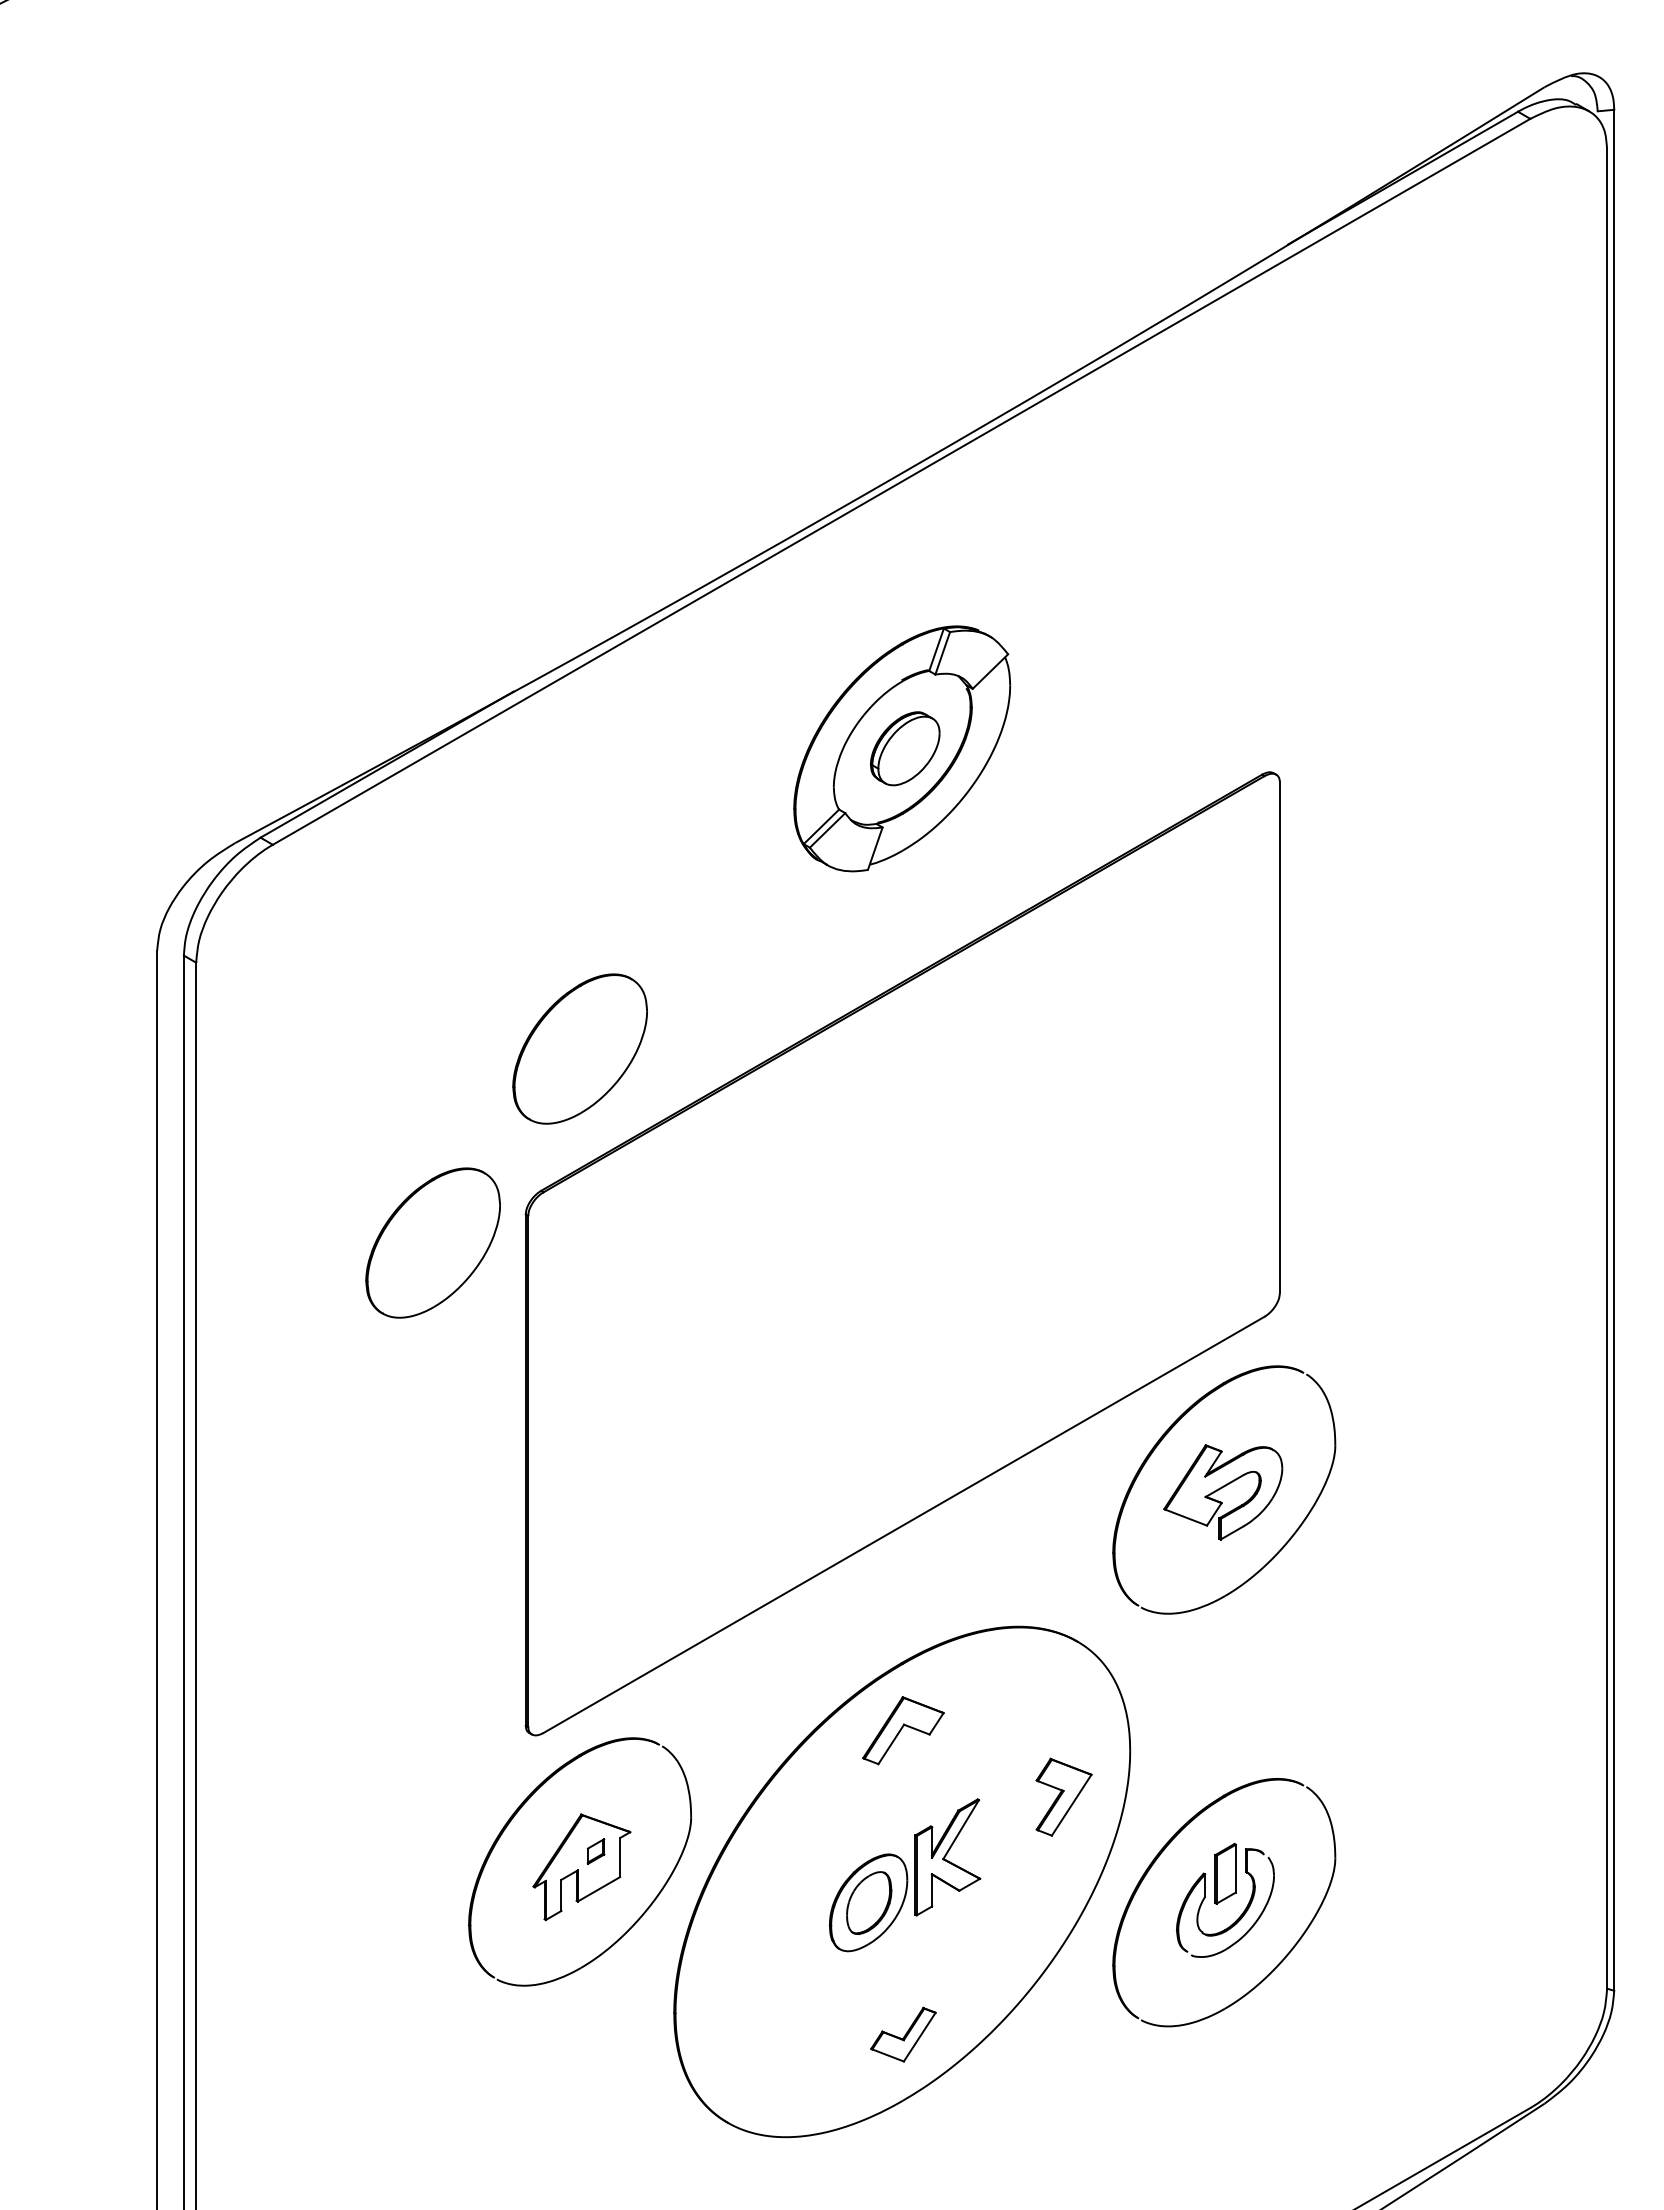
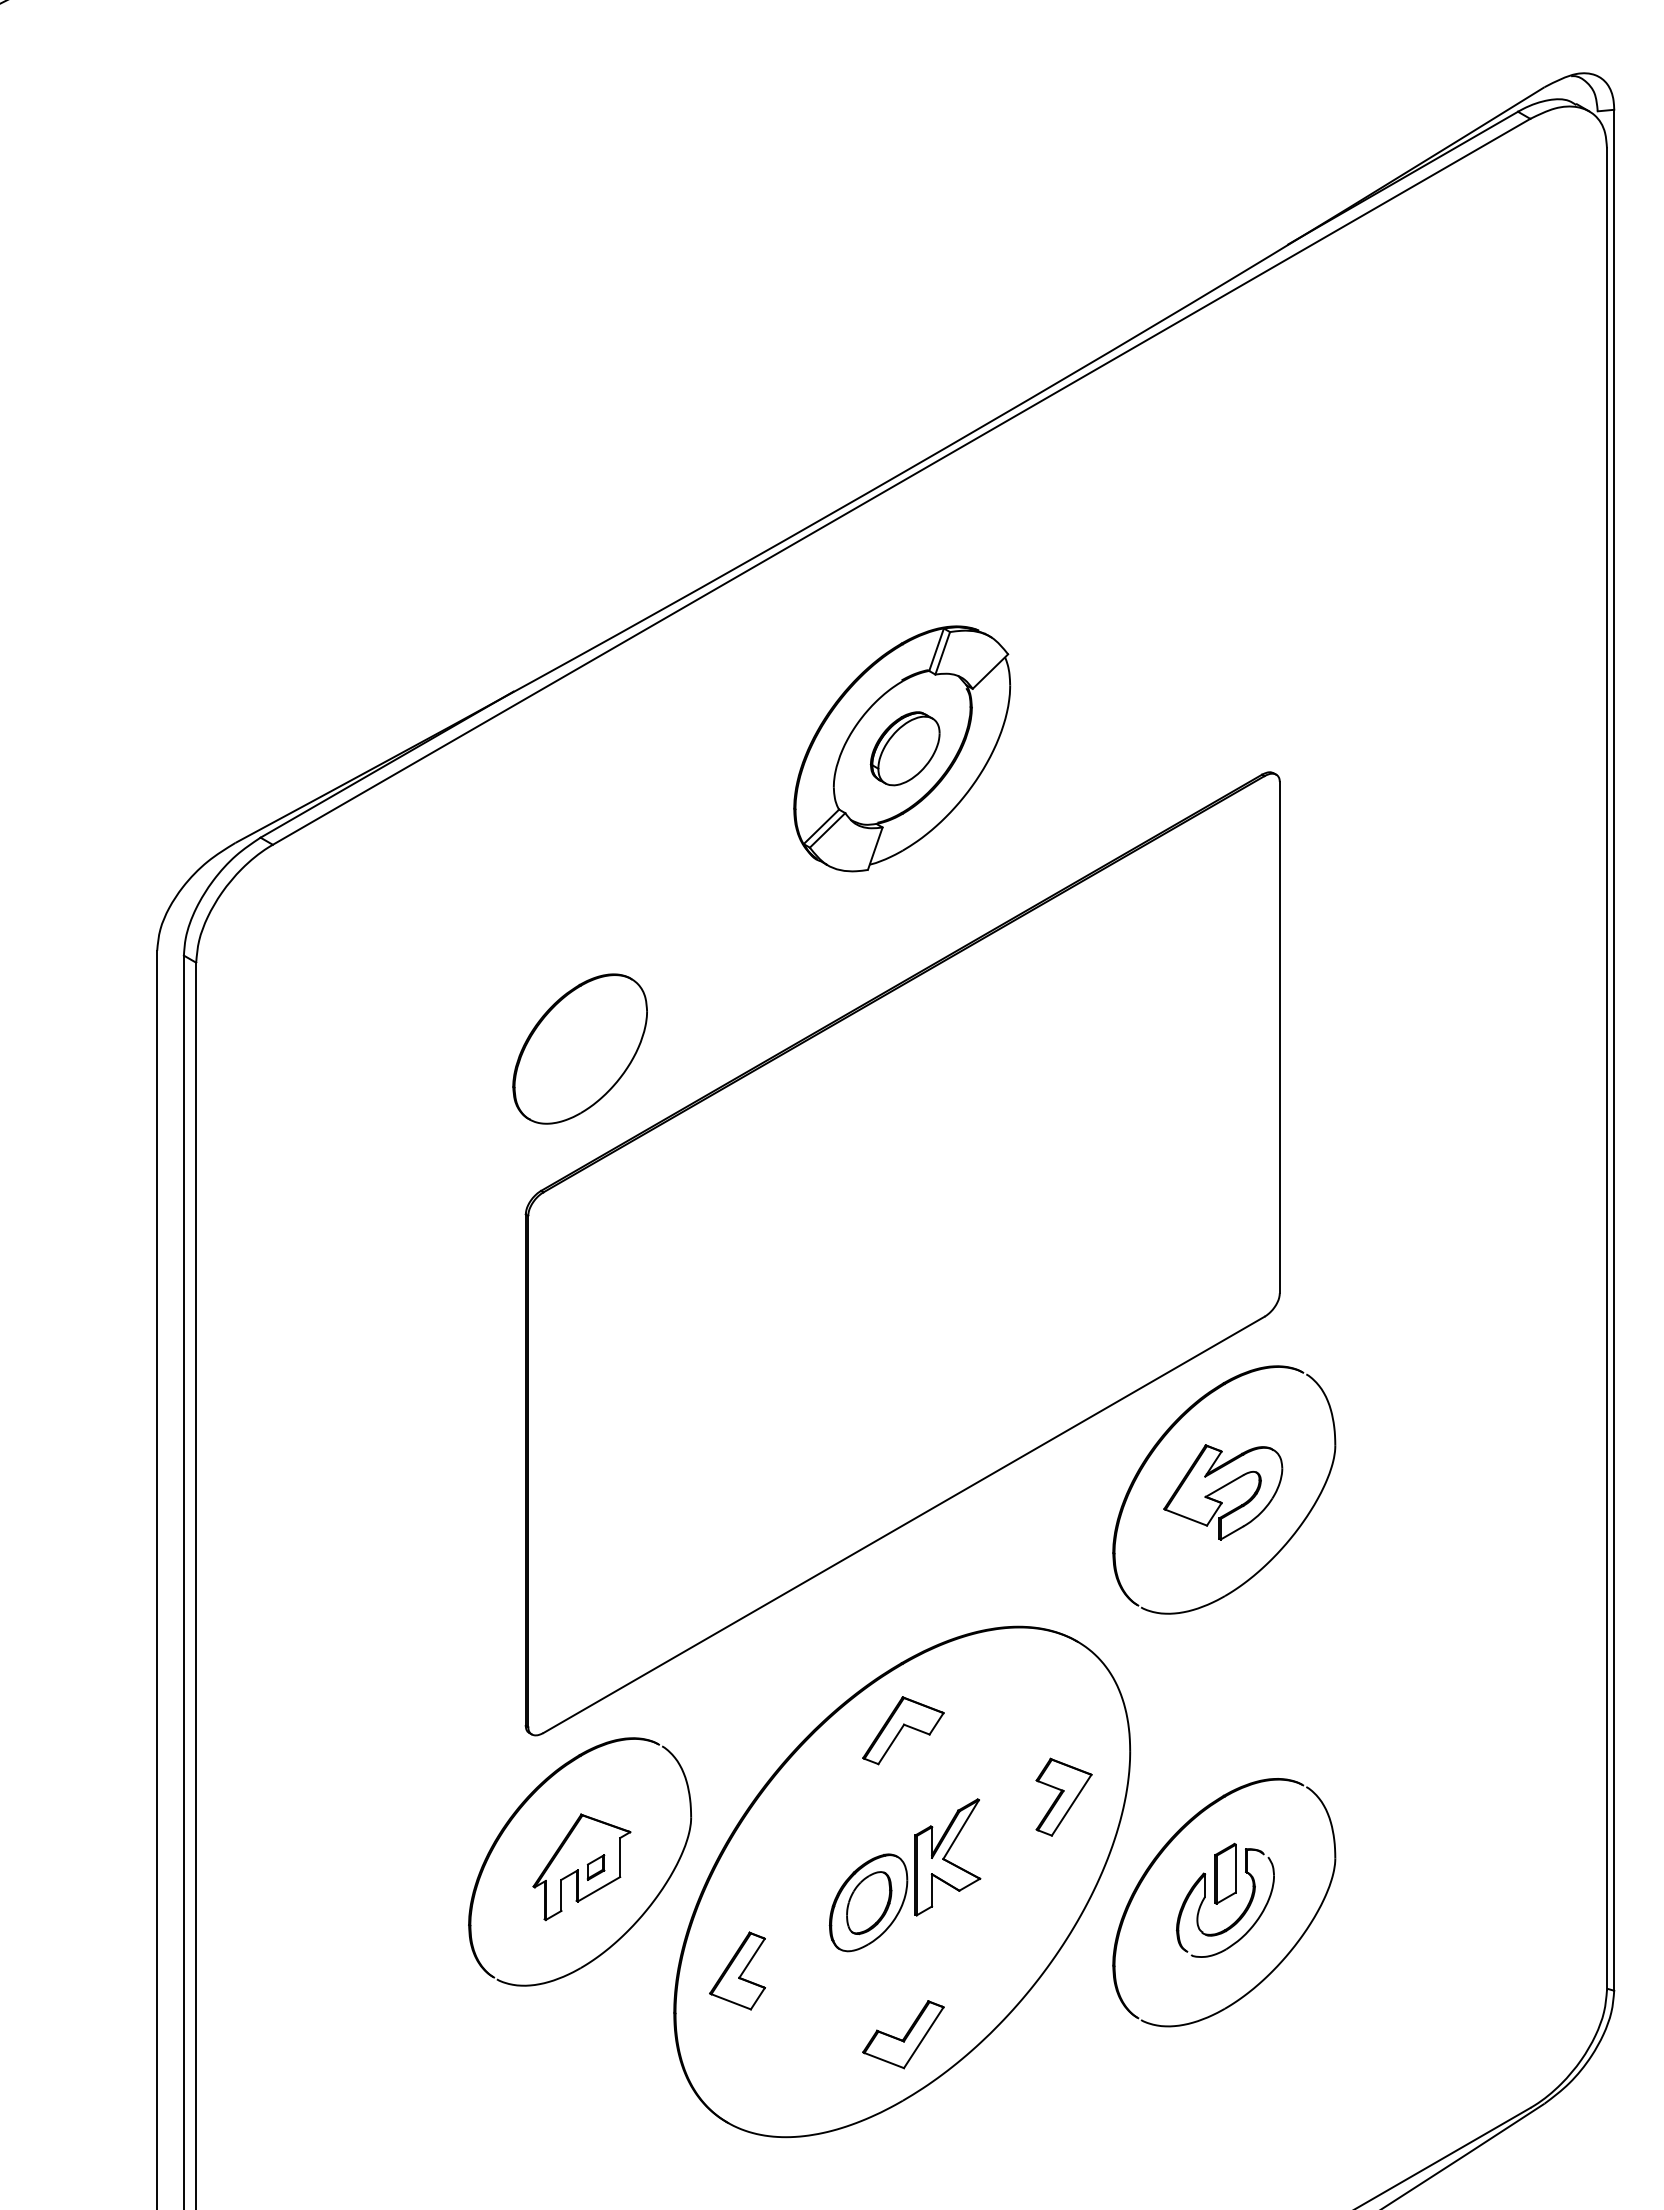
part: present -> none (432, 1242)
part position: (595, 1851) -> (595, 1867) (595, 1867)
part: none -> present (737, 1970)
part size: 67x57 px -> 83x70 px (903, 2034)
